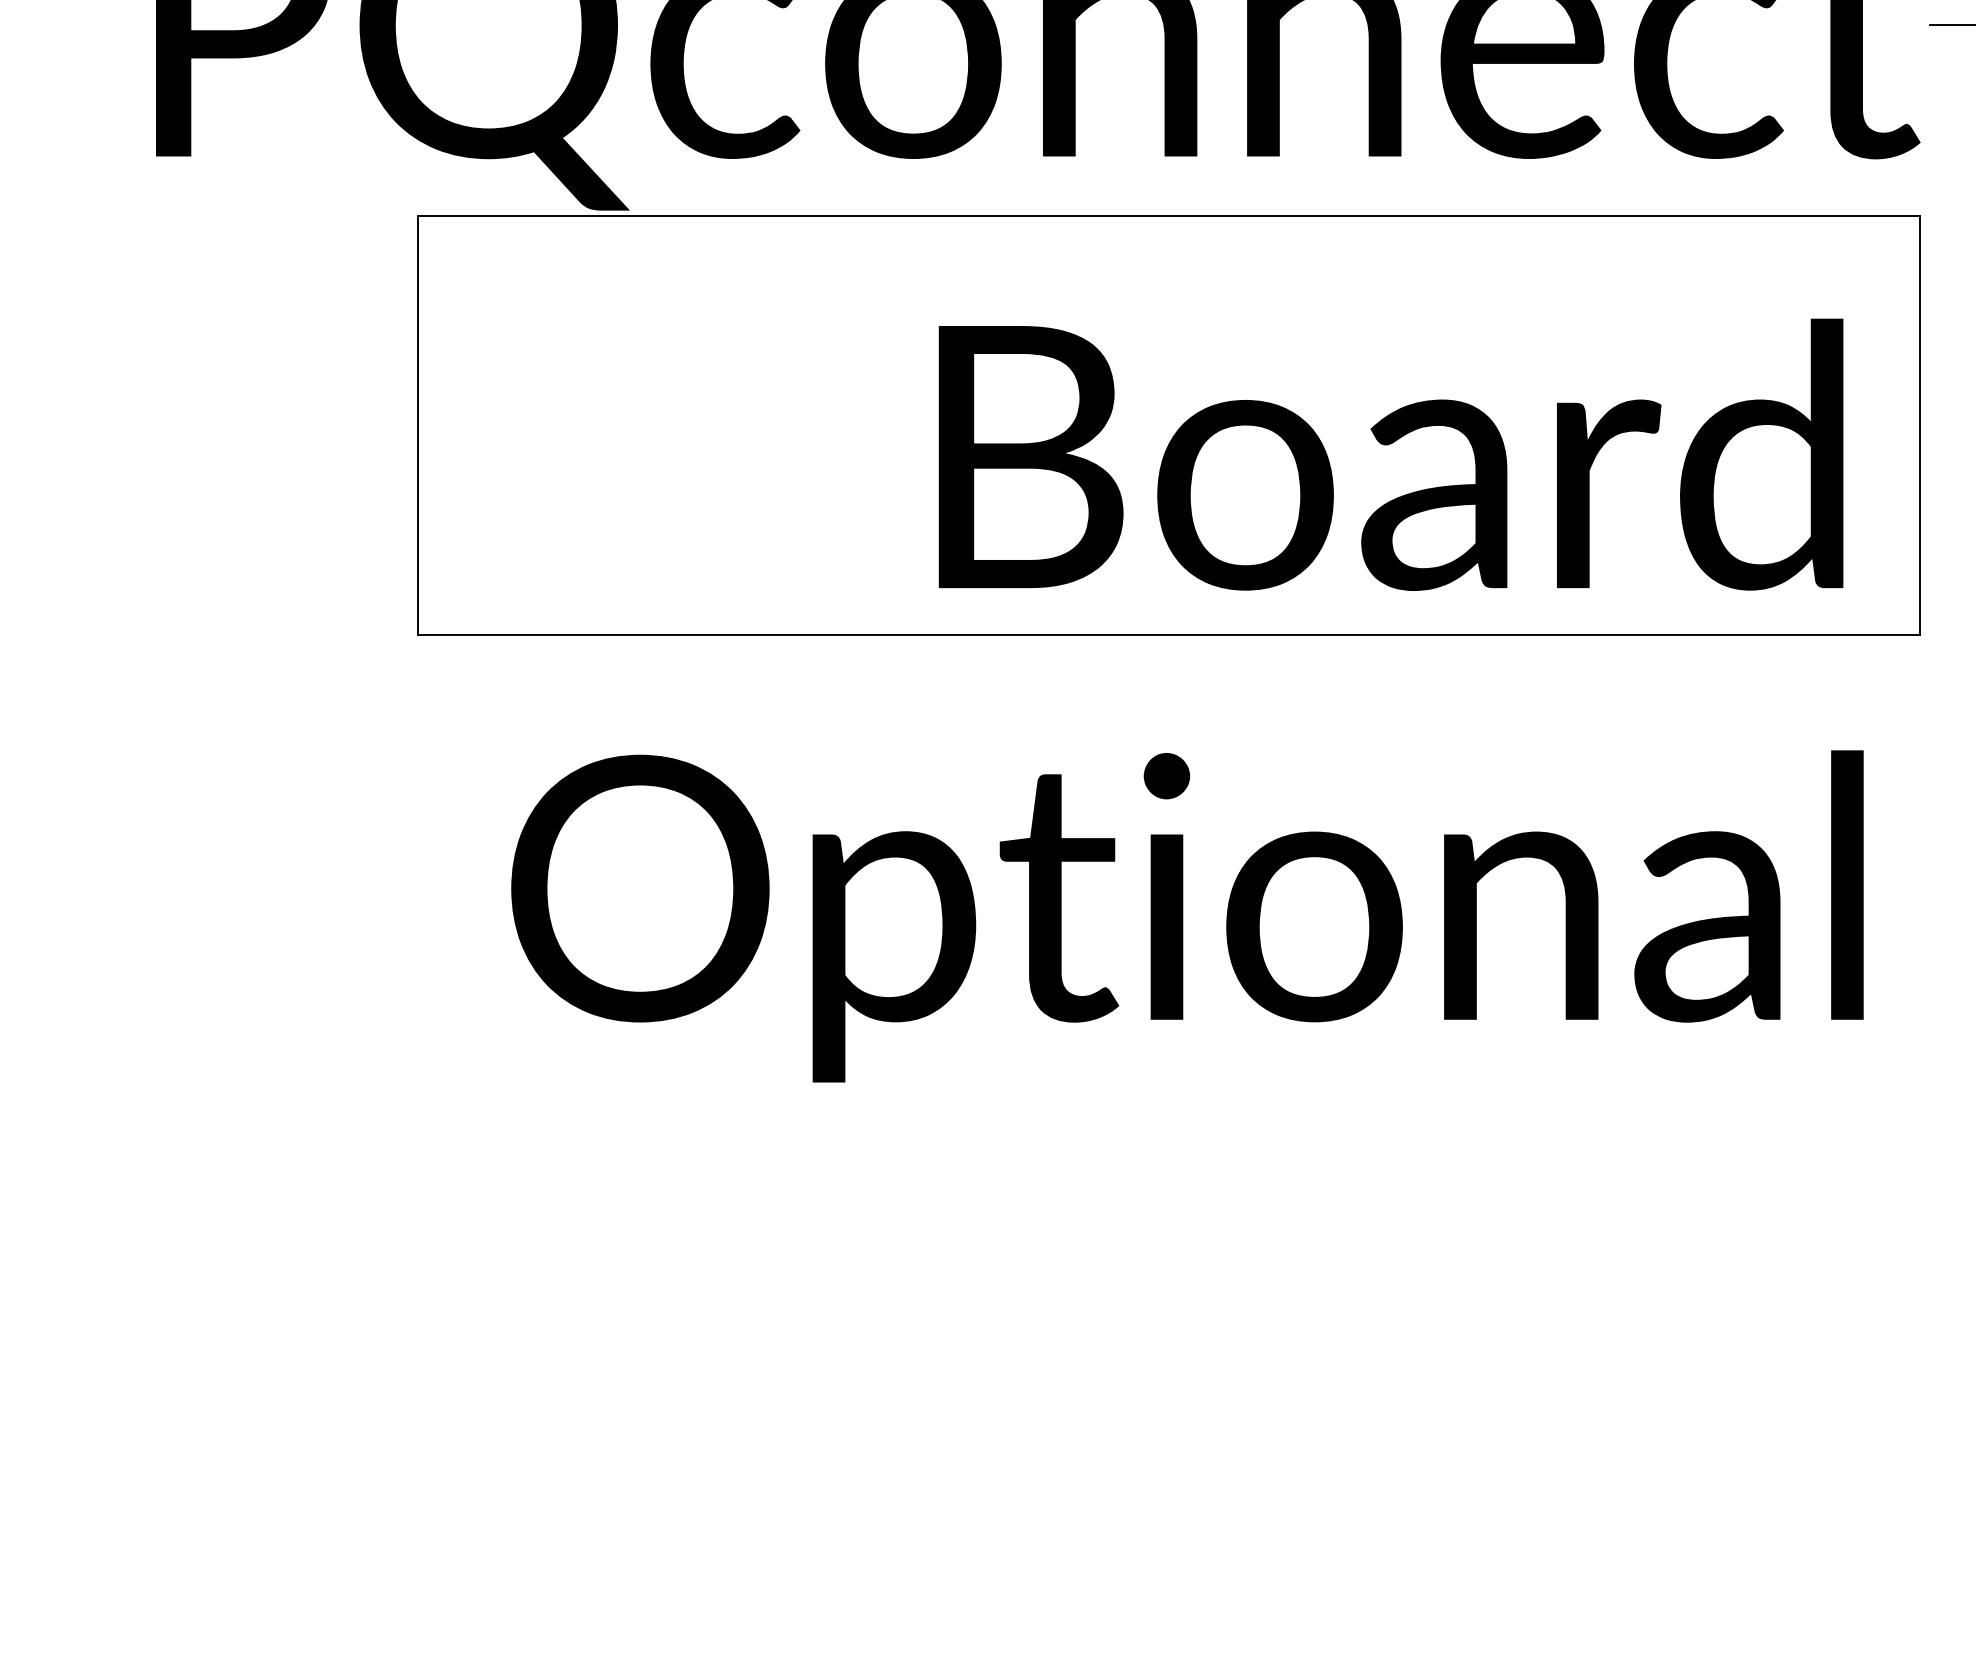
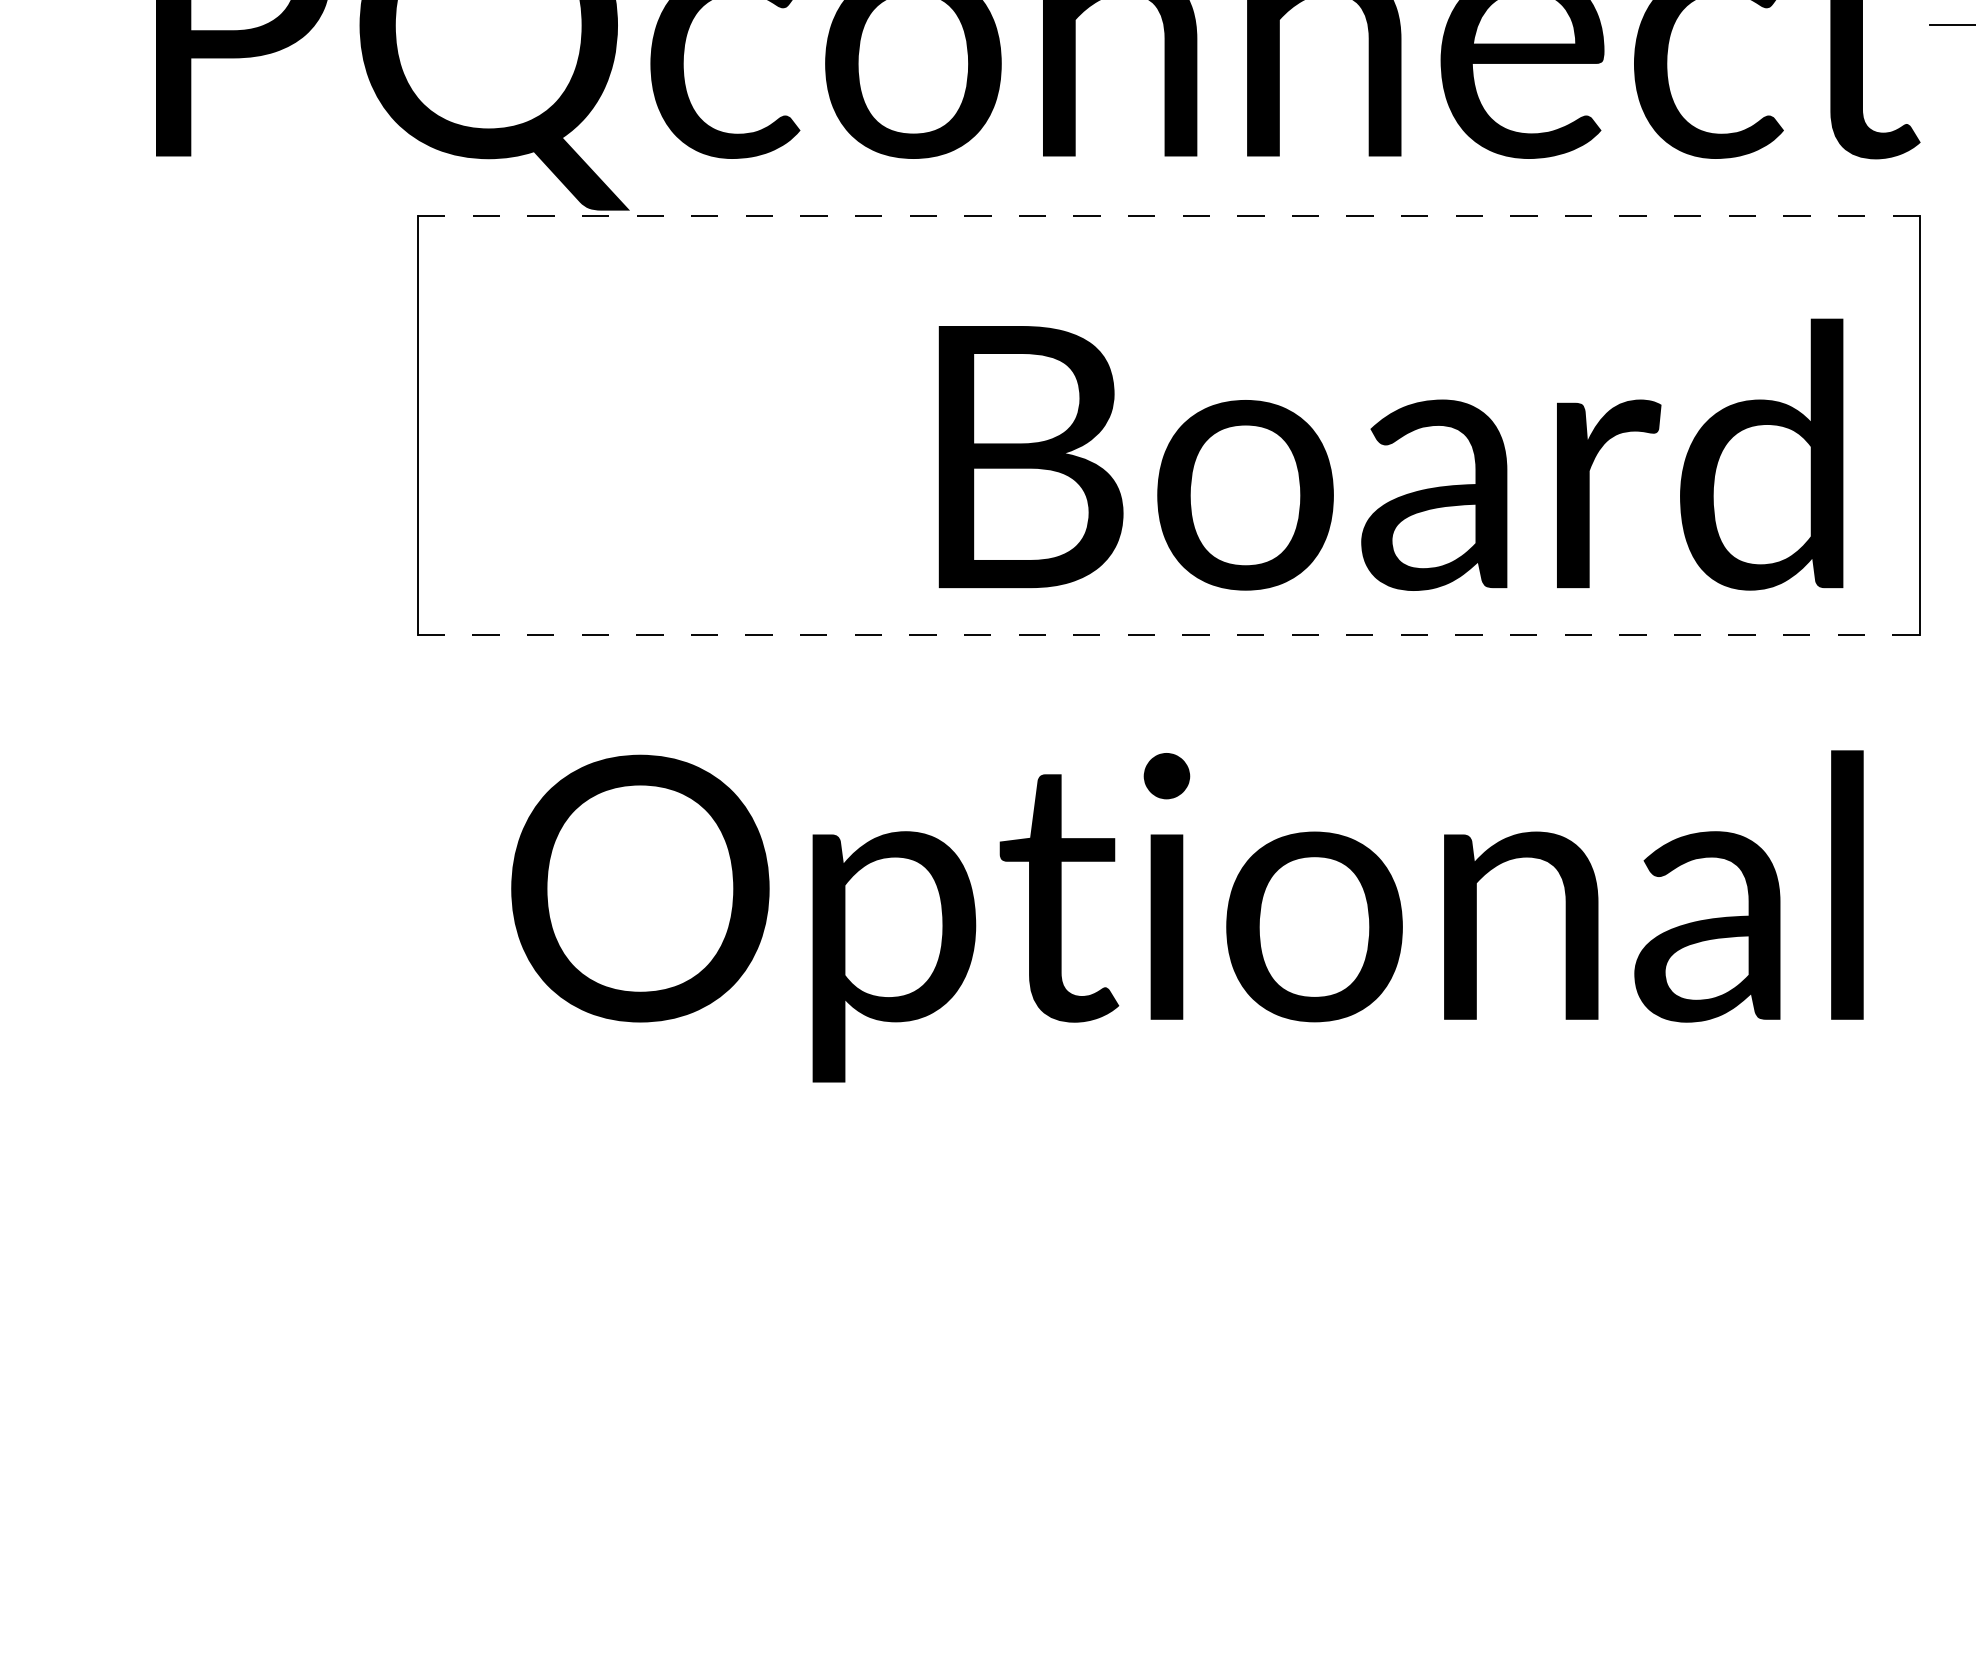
line: solid -> dashed (1168, 216)
line: solid -> dashed (1168, 634)
